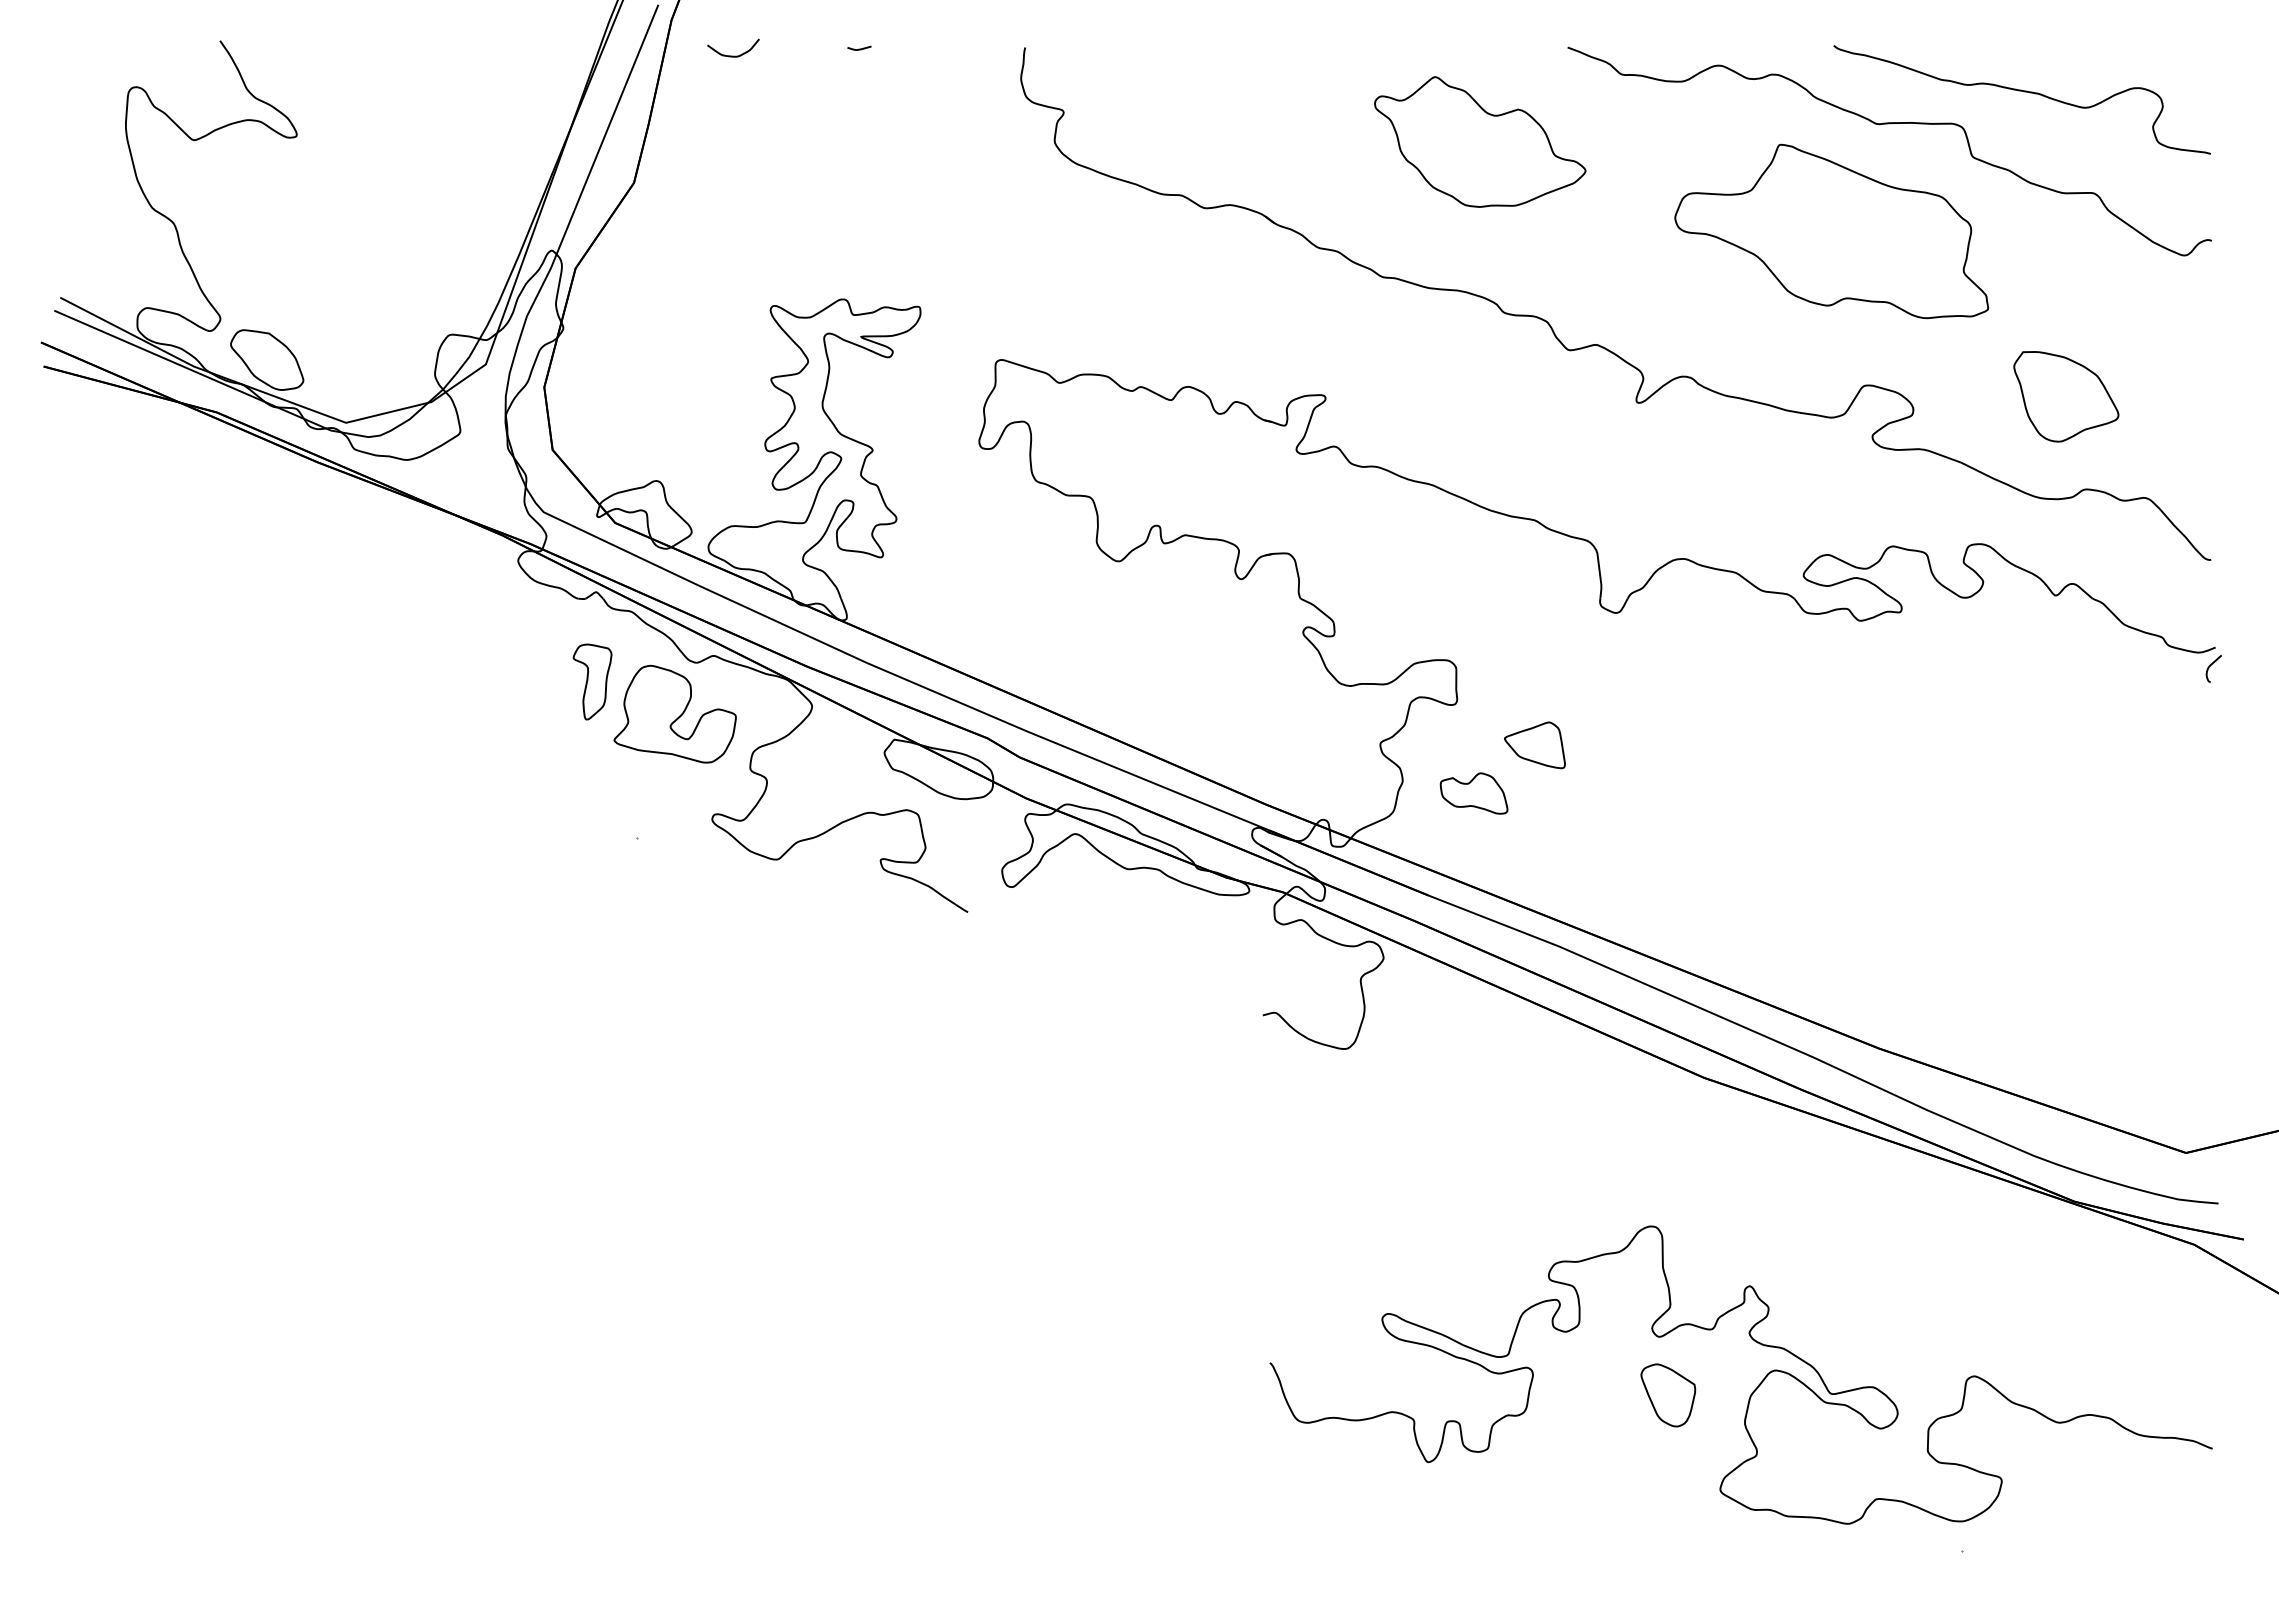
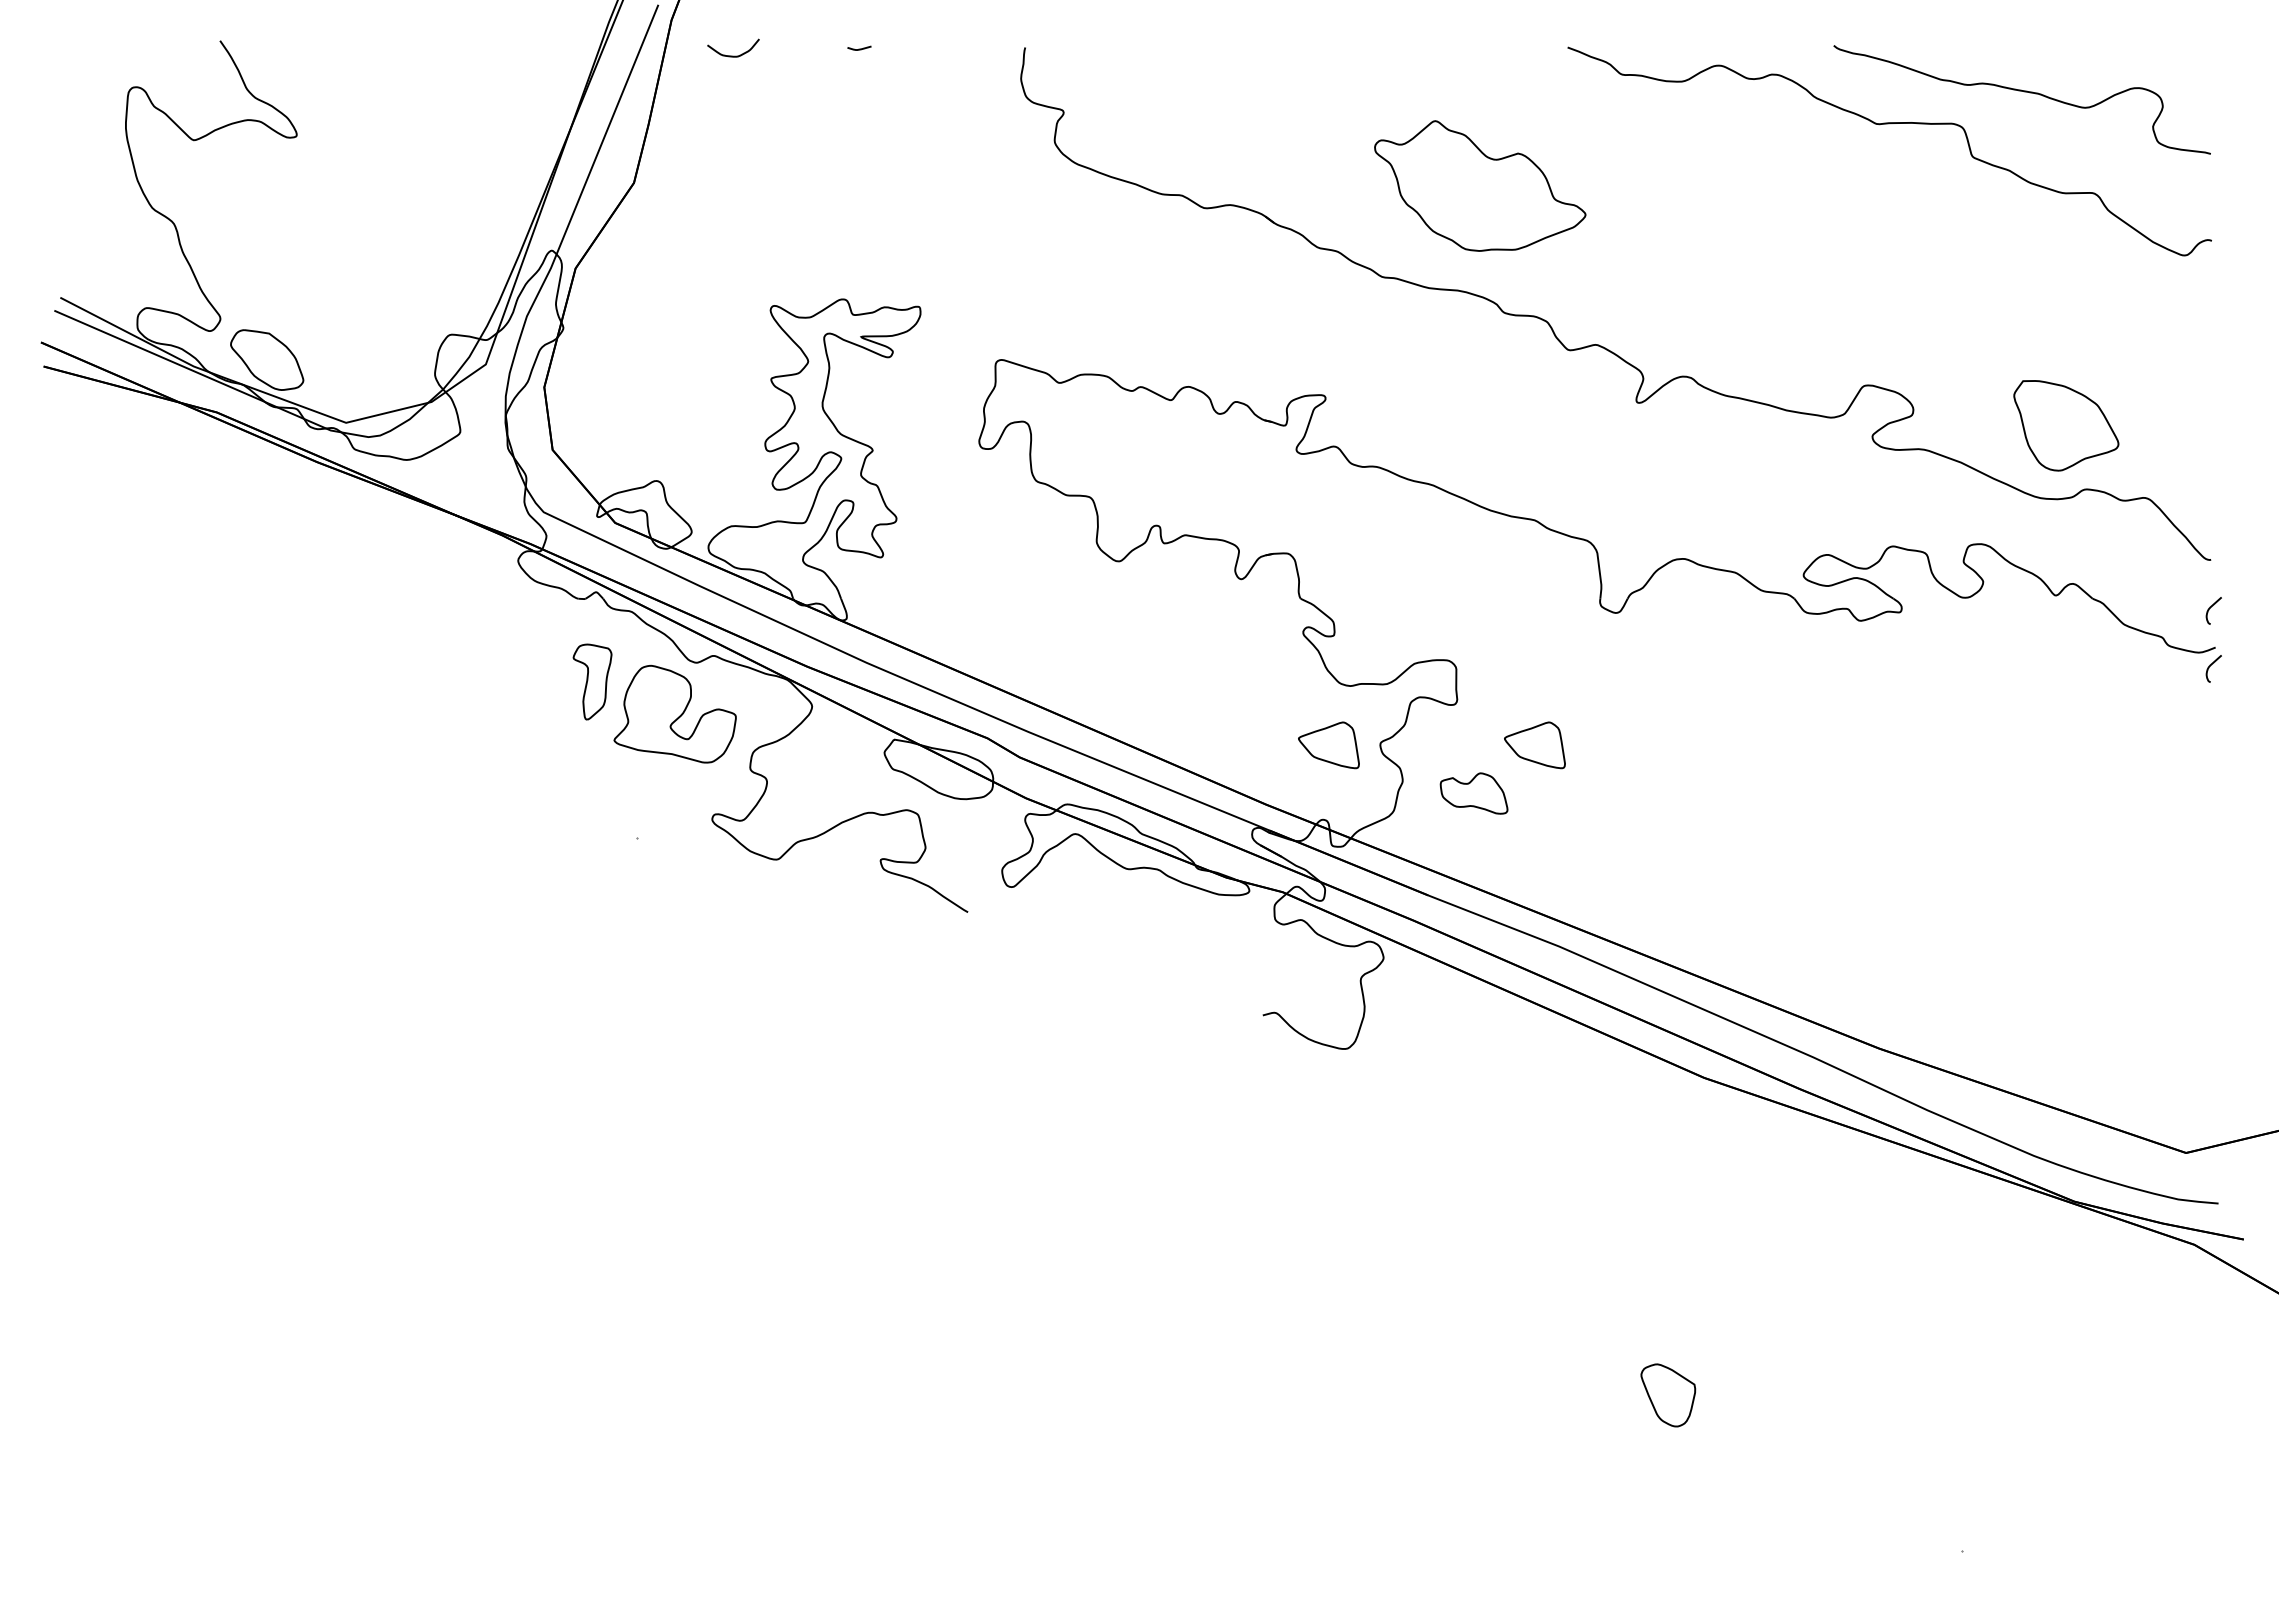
part position: (1480, 141) -> (1480, 185) (1480, 185)
part: present -> none (1831, 231)
part position: (2066, 396) -> (2066, 425) (2066, 425)
curve: none -> present (2211, 607)
part: none -> present (1328, 745)
curve: present -> none (1755, 1388)
